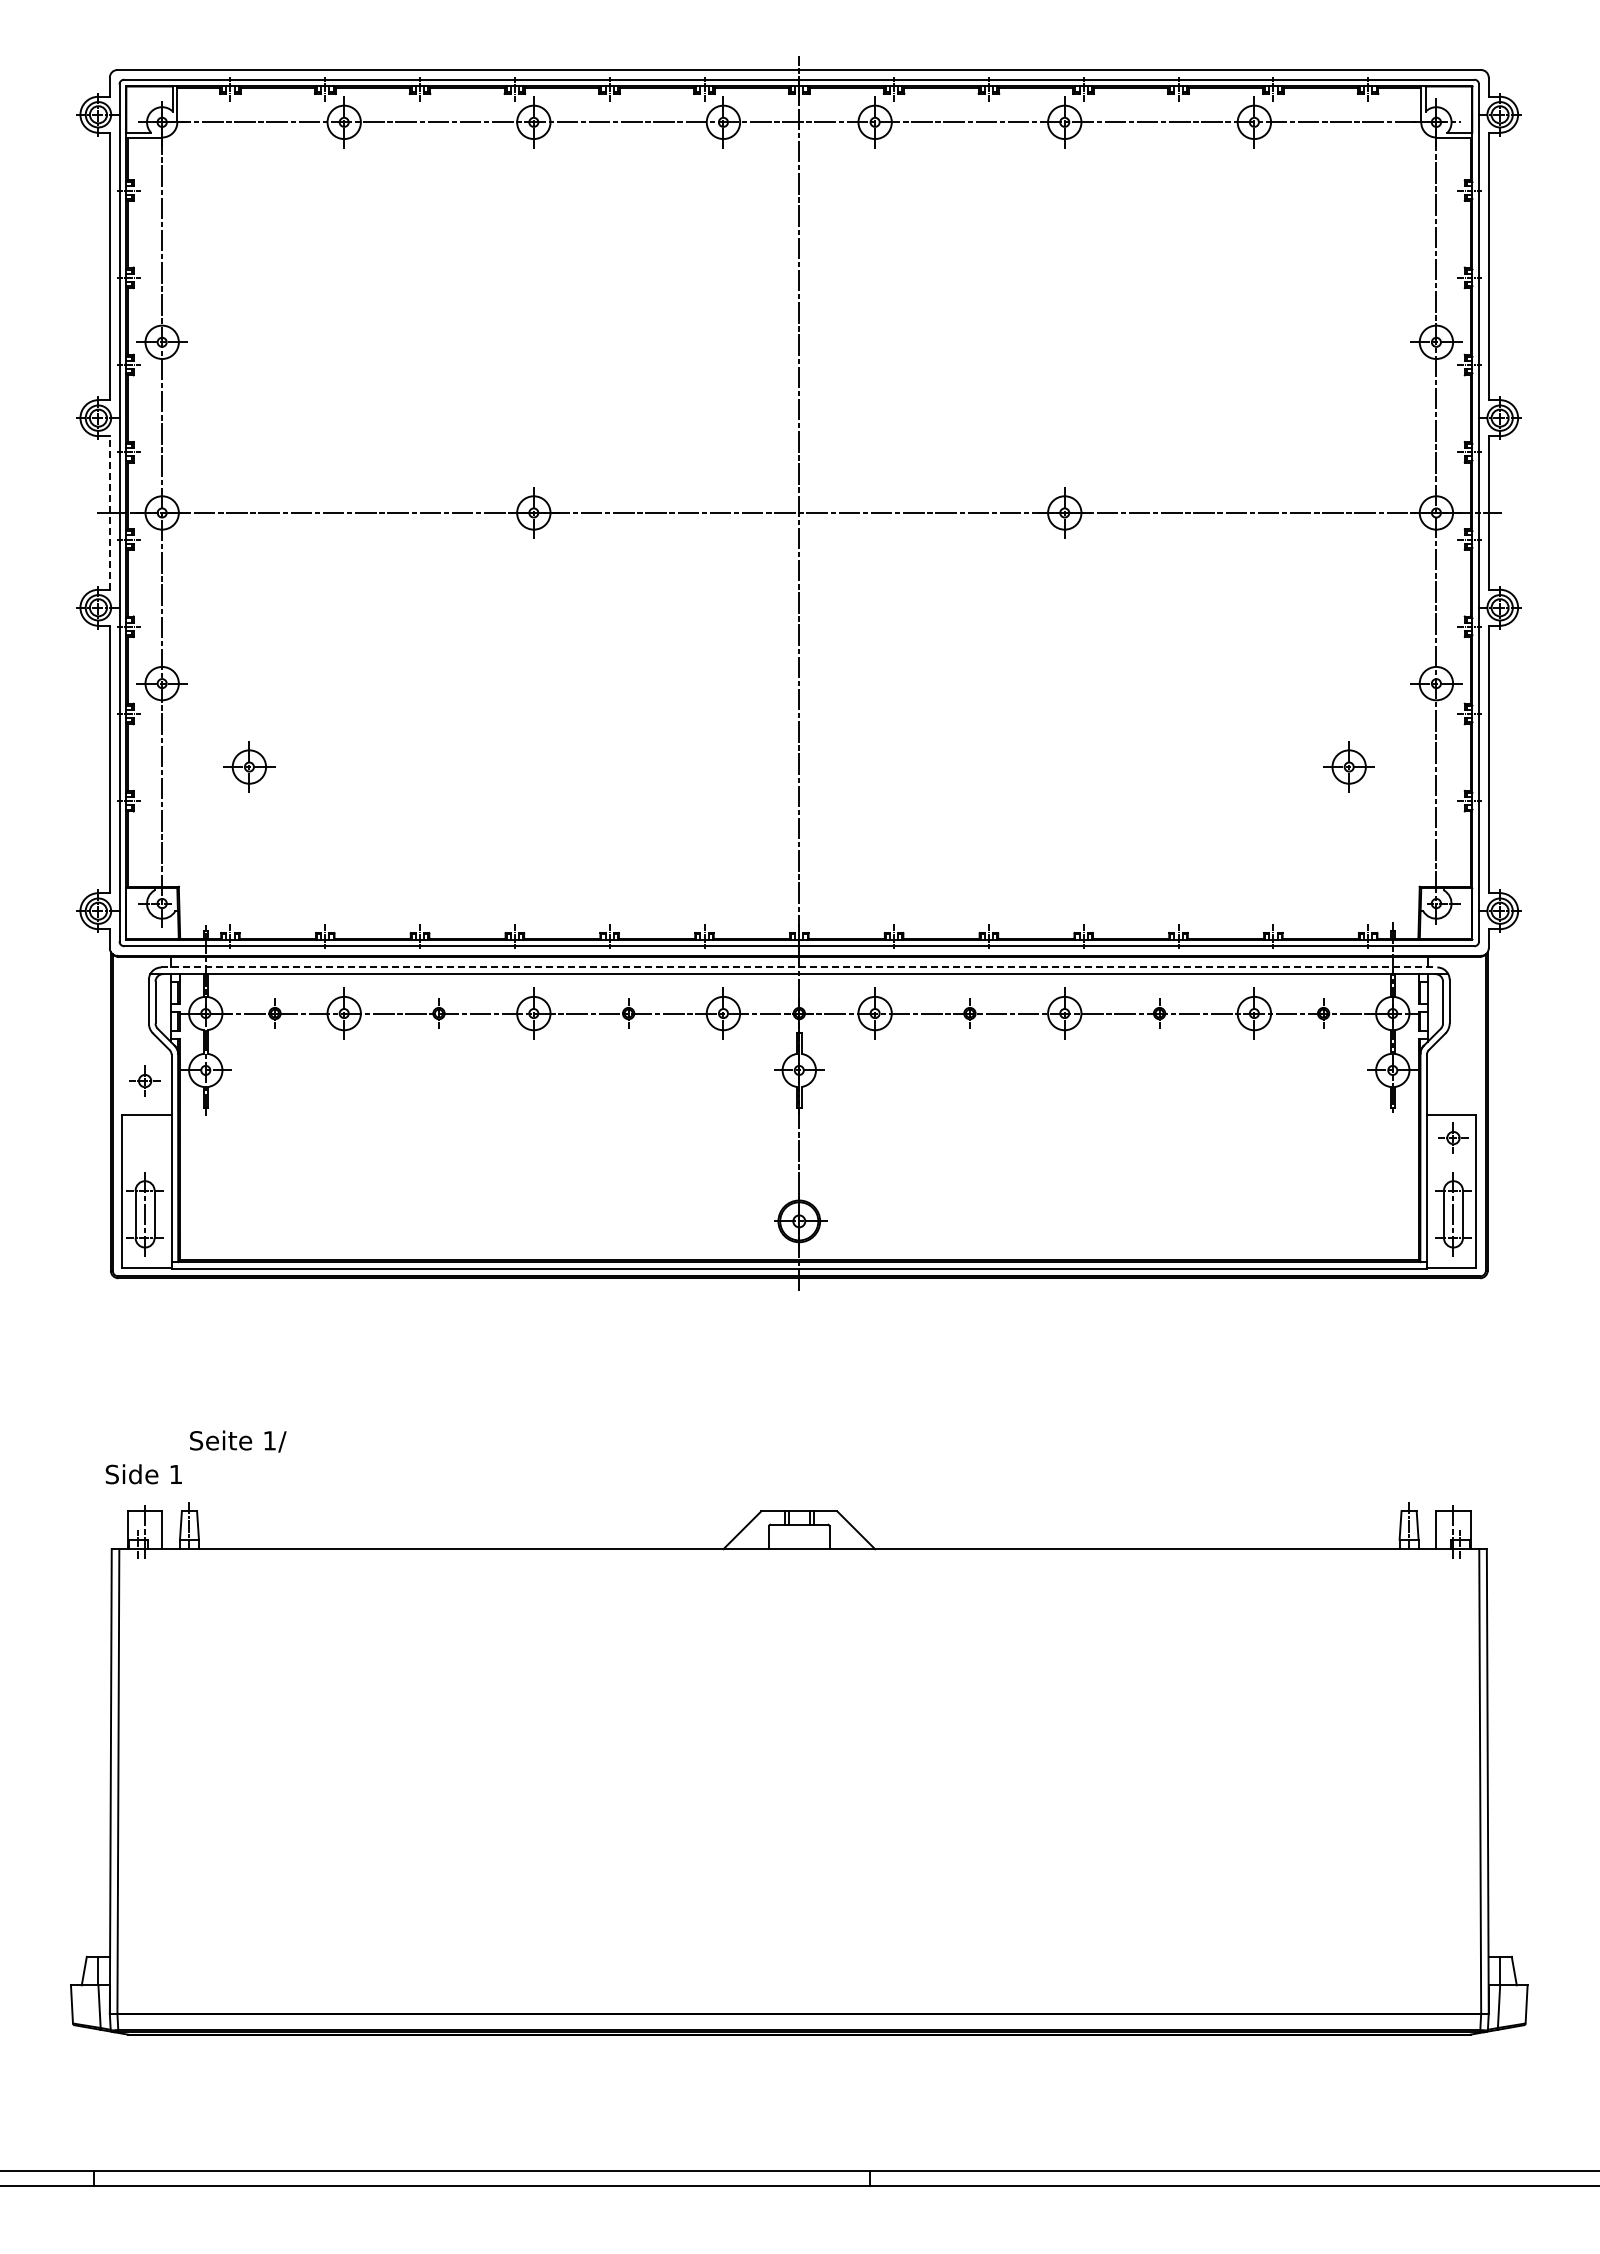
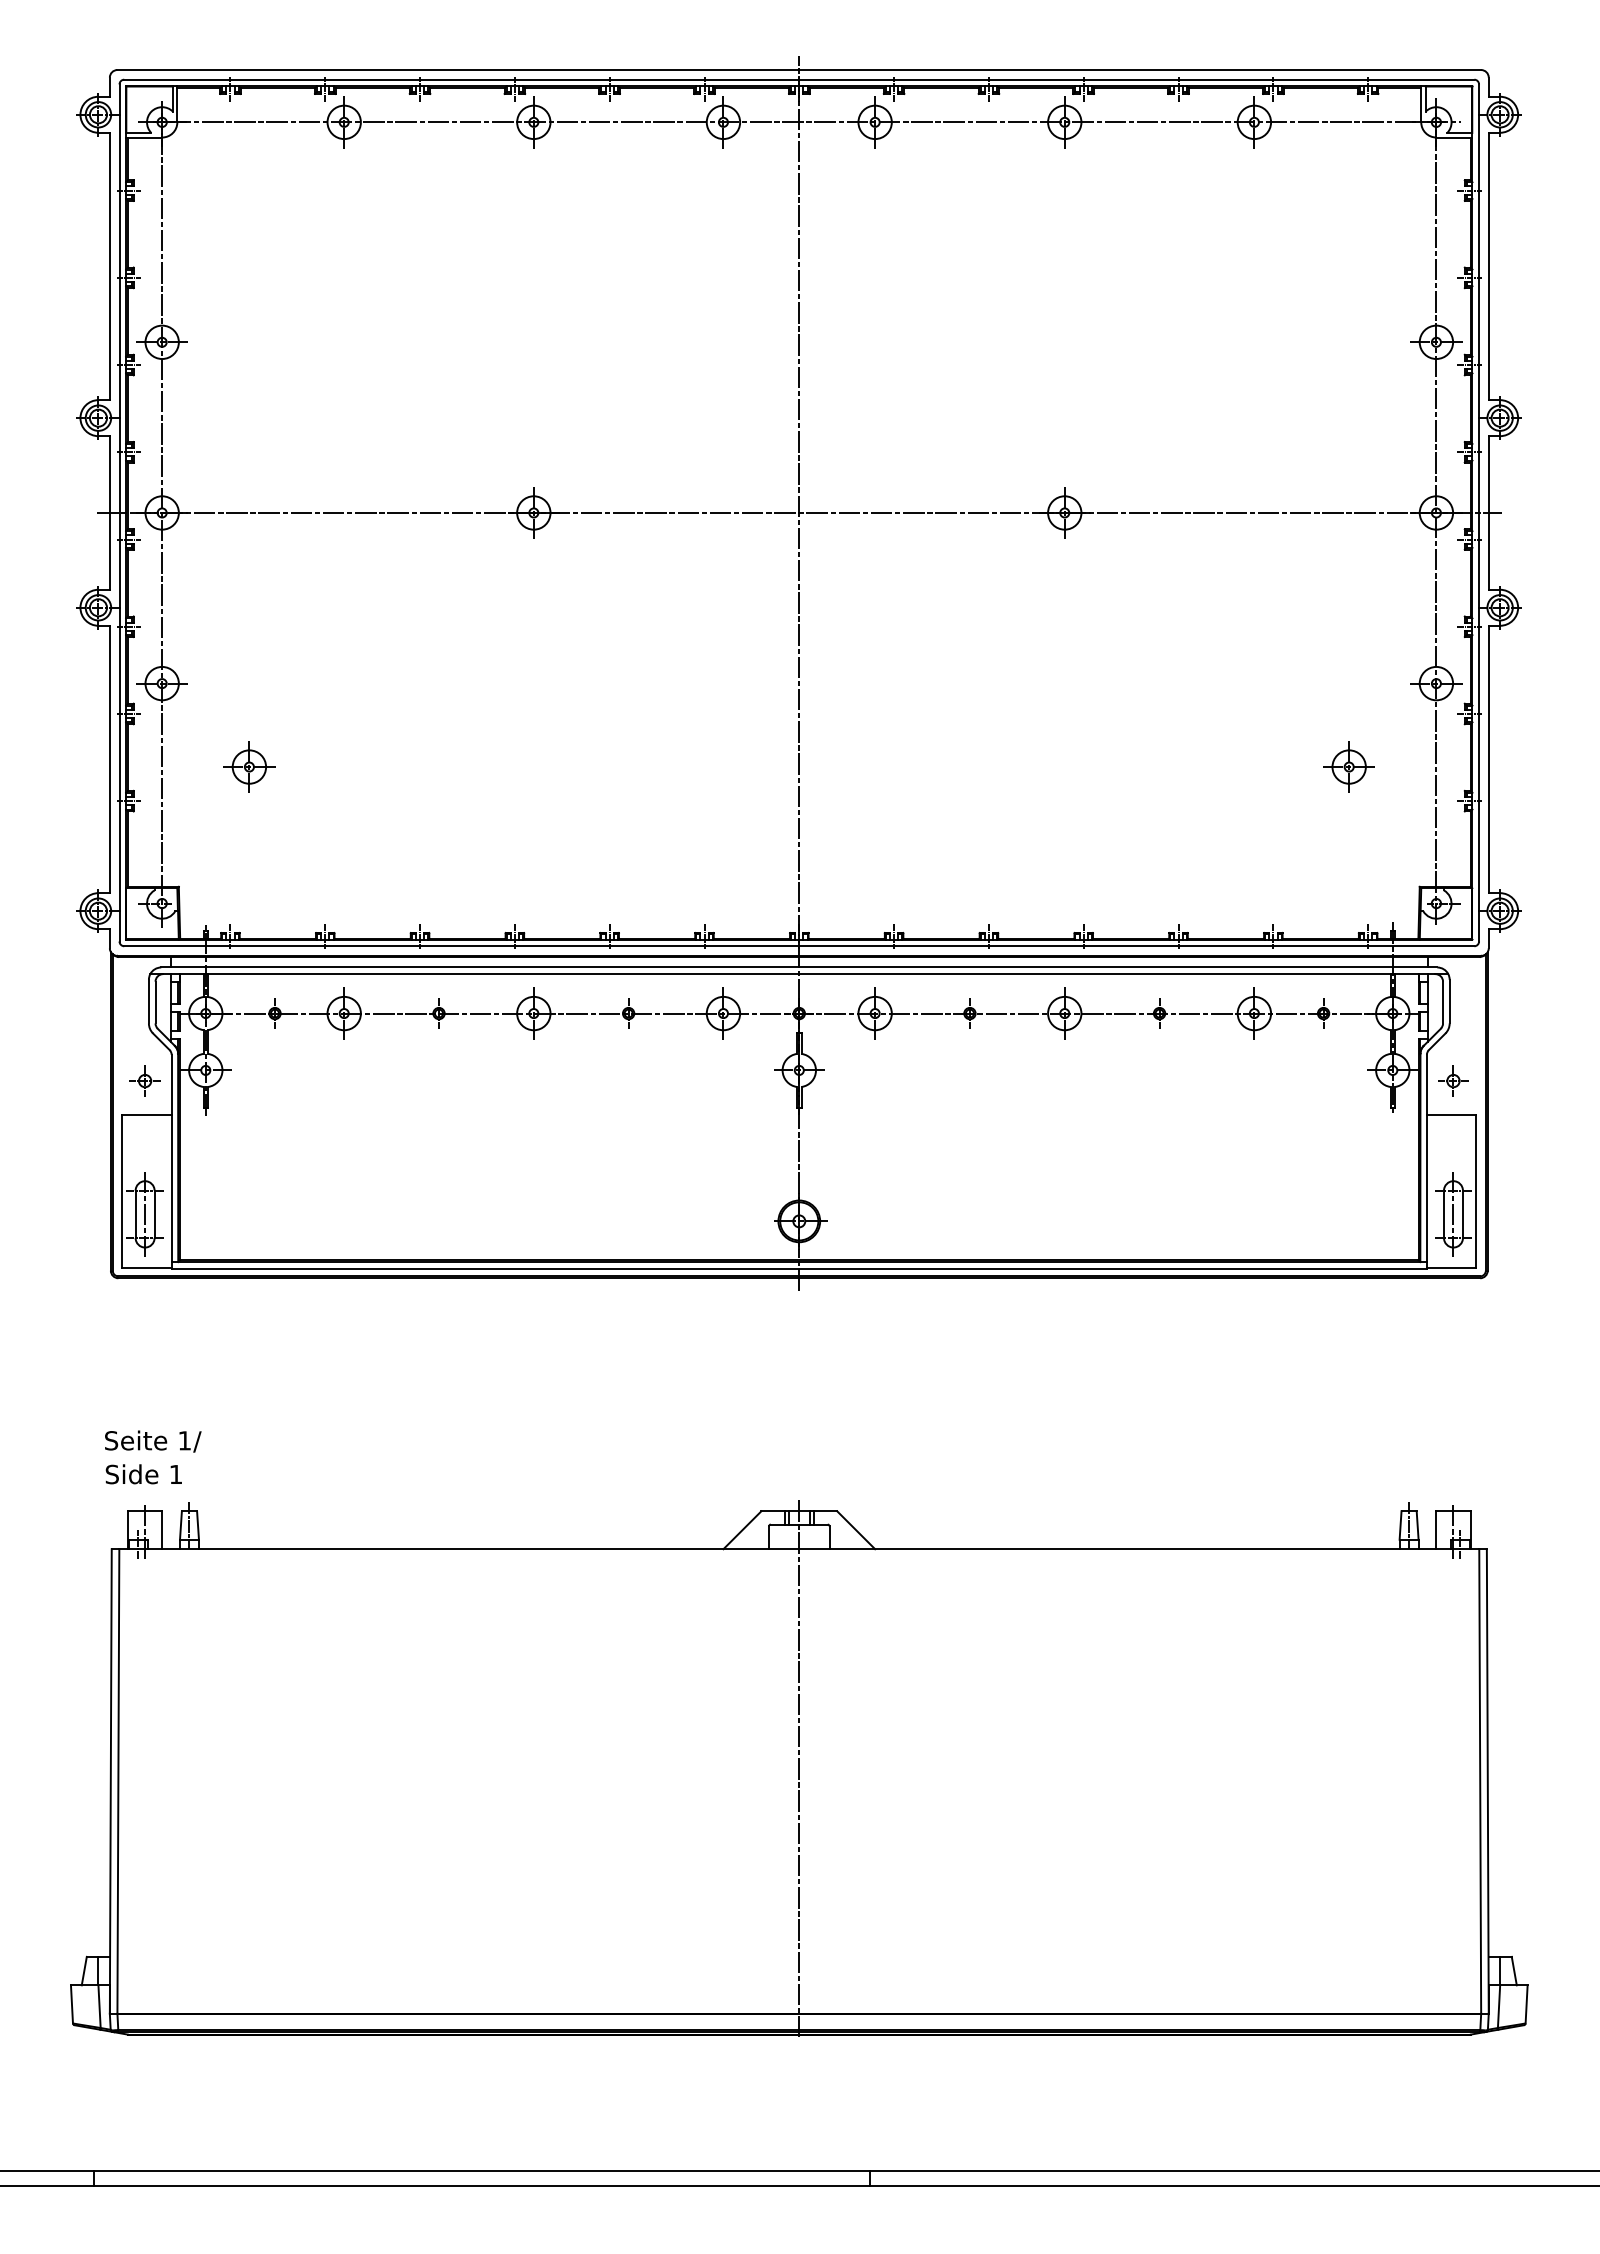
line: dashed -> solid (109, 512)
line: dashed -> solid (799, 967)
part position: (1453, 1137) -> (1453, 1080) (1453, 1080)
text position: (238, 1441) -> (153, 1441) (153, 1441)
line: none -> present (799, 1769)
